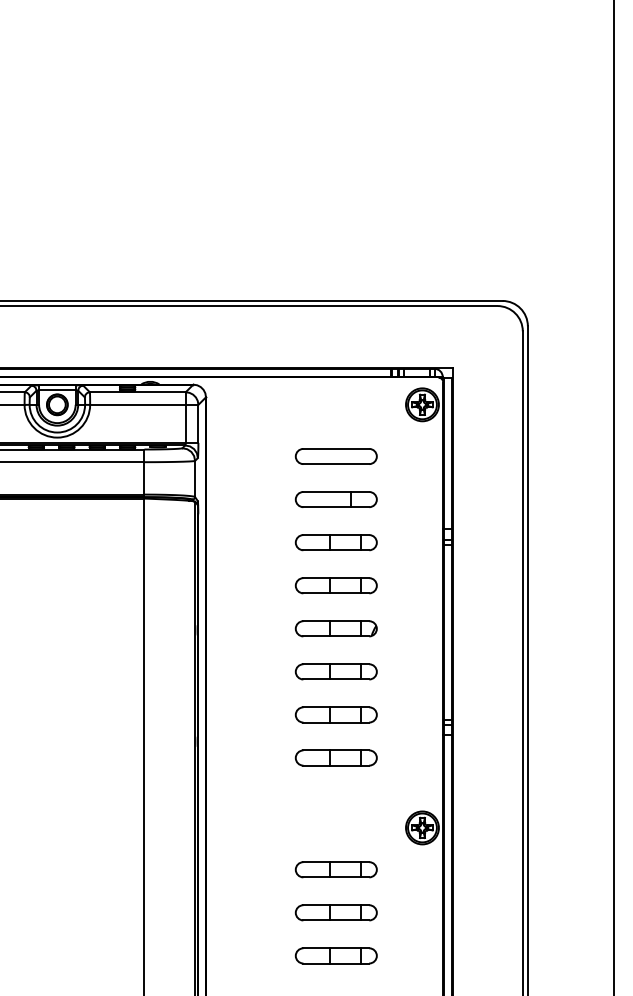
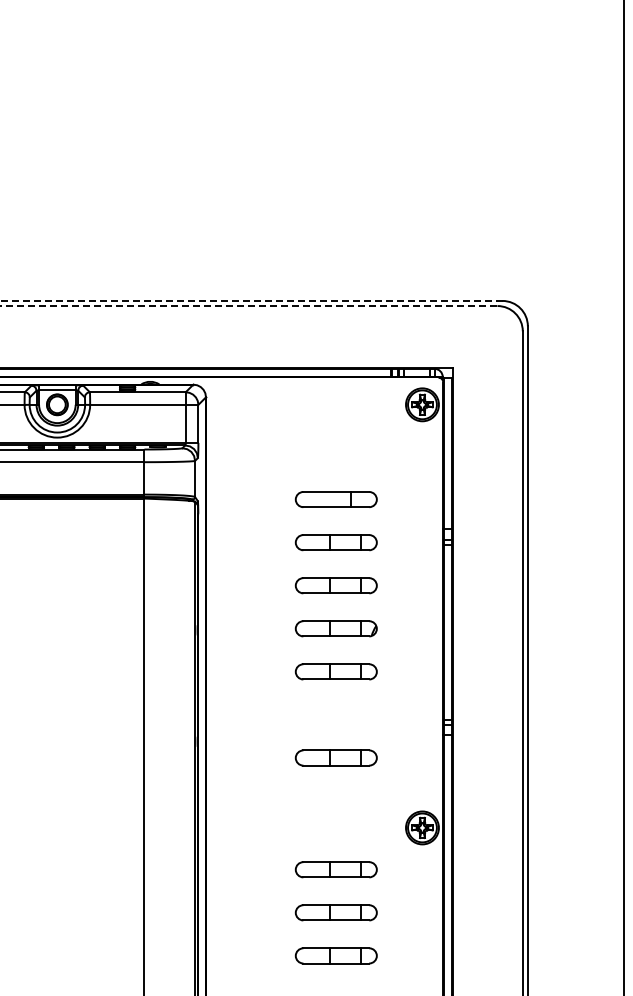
line: solid -> dashed (251, 300)
line: solid -> dashed (248, 306)
part: present -> none (335, 456)
line position: (613, 497) -> (623, 497) (623, 497)
part: present -> none (335, 714)
